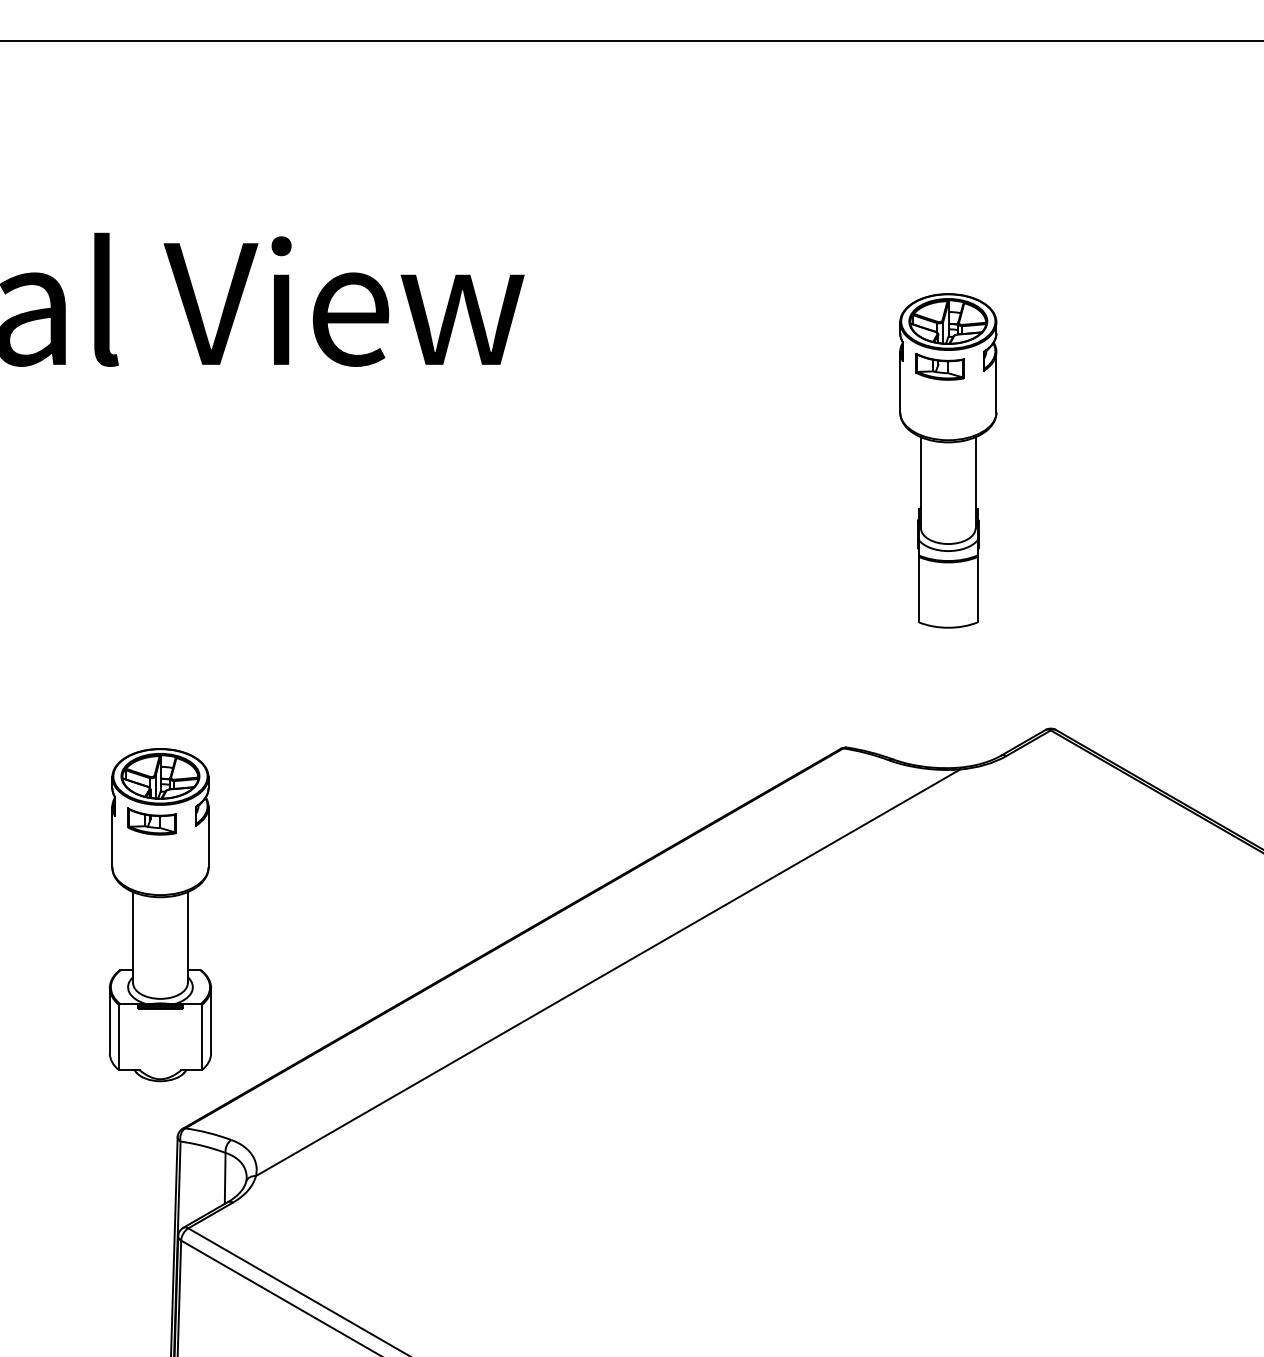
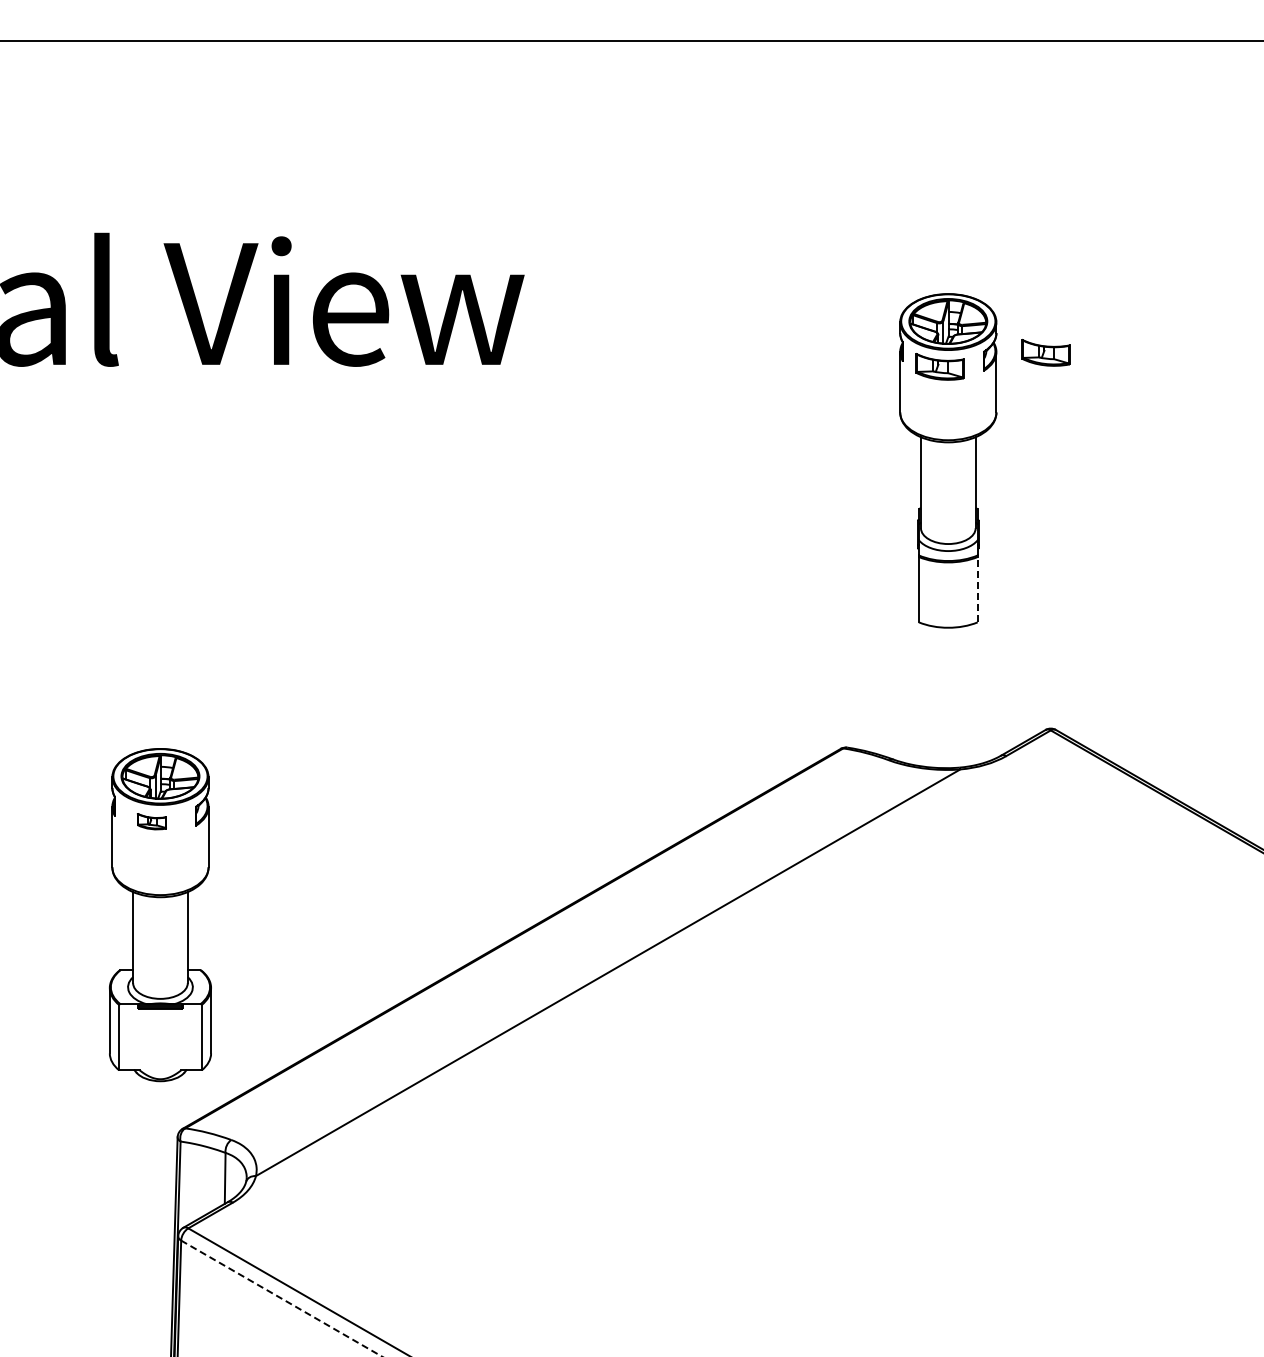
part: none -> present (1045, 352)
line: solid -> dashed (977, 589)
part size: 50x29 px -> 30x18 px (151, 821)
line: solid -> dashed (281, 1298)
